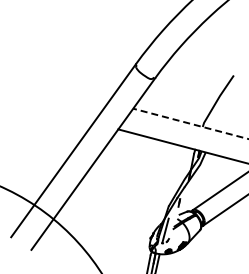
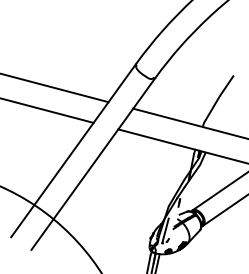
line: none -> present (55, 88)
line: none -> present (47, 110)
line: dashed -> solid (190, 123)
